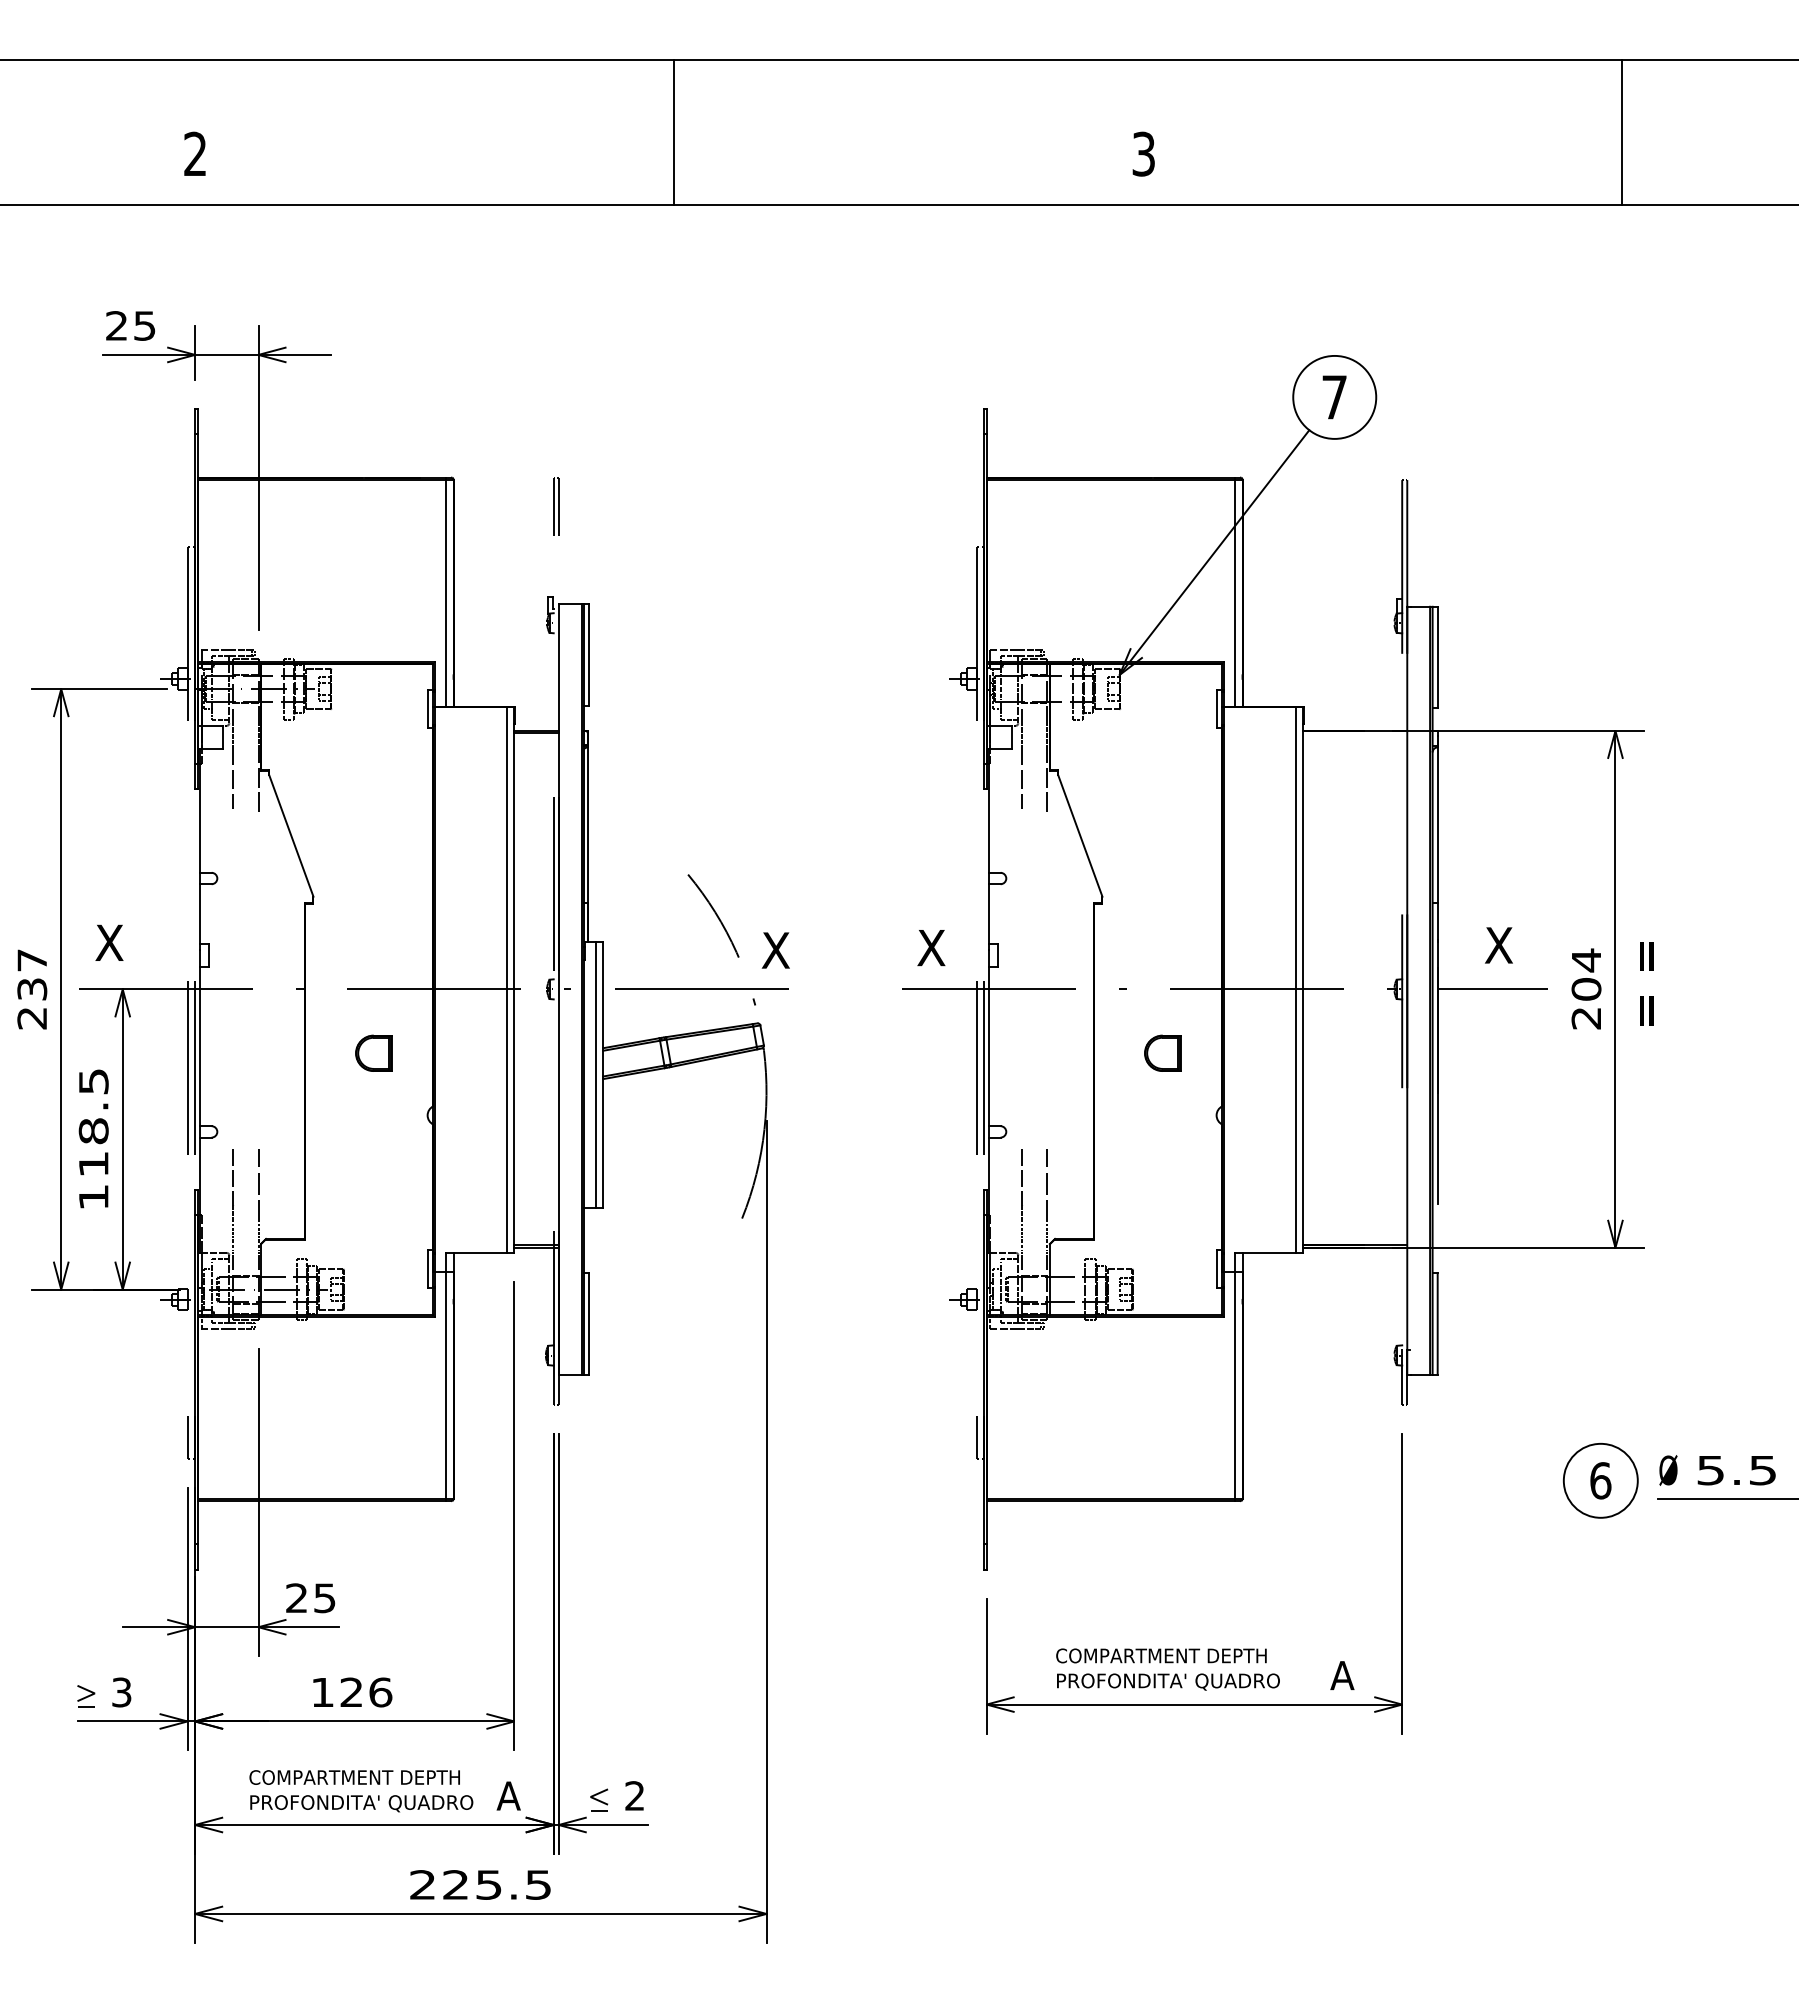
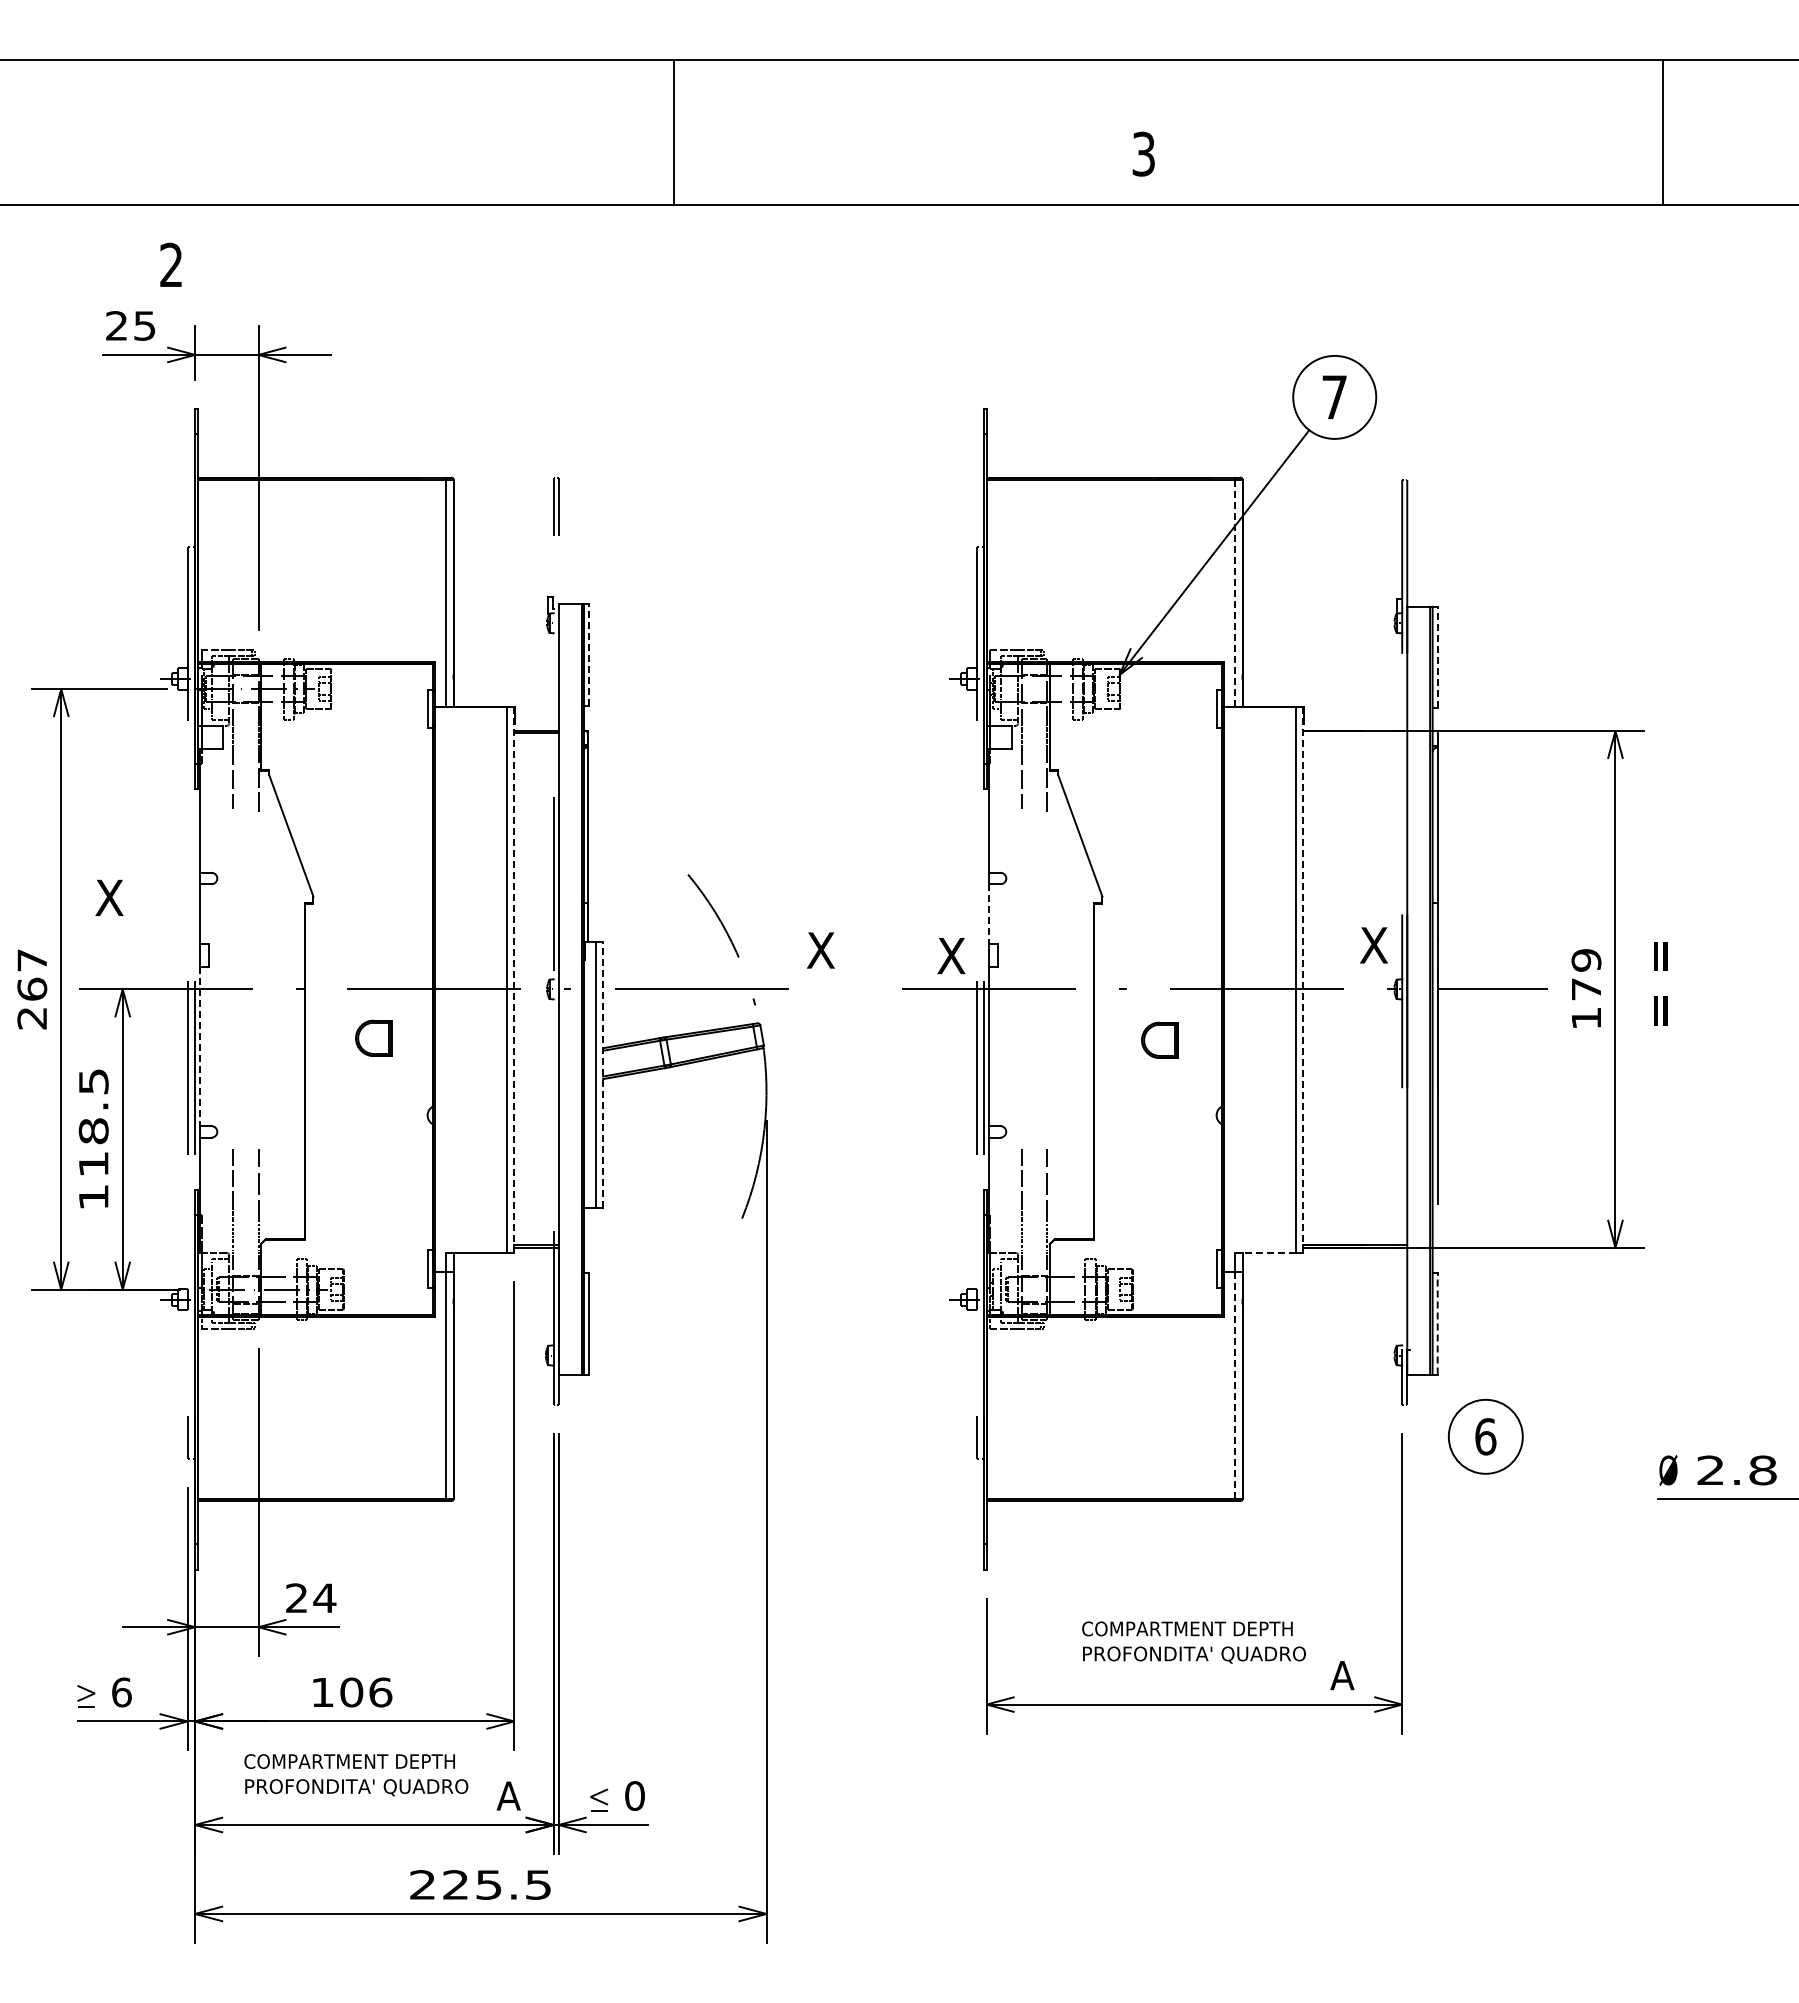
line position: (1622, 132) -> (1663, 132) (1663, 132)
text position: (194, 153) -> (170, 264) (170, 264)
line: solid -> dashed (1234, 592)
line: solid -> dashed (589, 654)
line: solid -> dashed (1437, 657)
line: solid -> dashed (989, 913)
text position: (109, 942) -> (109, 897) (109, 897)
text position: (1498, 945) -> (1373, 945) (1373, 945)
text position: (931, 948) -> (951, 956) (951, 956)
text position: (775, 950) -> (820, 950) (820, 950)
line: solid -> dashed (514, 980)
line: solid -> dashed (1303, 980)
text position: (1646, 983) -> (1660, 983) (1660, 983)
text: 237 -> 267 (32, 988)
text: 204 -> 179 (1586, 988)
line: solid -> dashed (200, 1046)
part position: (373, 1052) -> (373, 1037) (373, 1037)
part position: (1162, 1052) -> (1159, 1039) (1159, 1039)
line: solid -> dashed (603, 1074)
line: solid -> dashed (1269, 1252)
line: solid -> dashed (1437, 1323)
line: solid -> dashed (1234, 1385)
text: 5.5 -> 2.8 (1736, 1470)
part position: (1600, 1480) -> (1485, 1436) (1485, 1436)
text: 25 -> 24 (324, 1598)
text position: (1167, 1669) -> (1193, 1642) (1193, 1642)
text: 3 -> 6 (121, 1692)
text: 126 -> 106 (351, 1692)
text position: (361, 1791) -> (356, 1775) (356, 1775)
text: 2 -> 0 (634, 1795)
